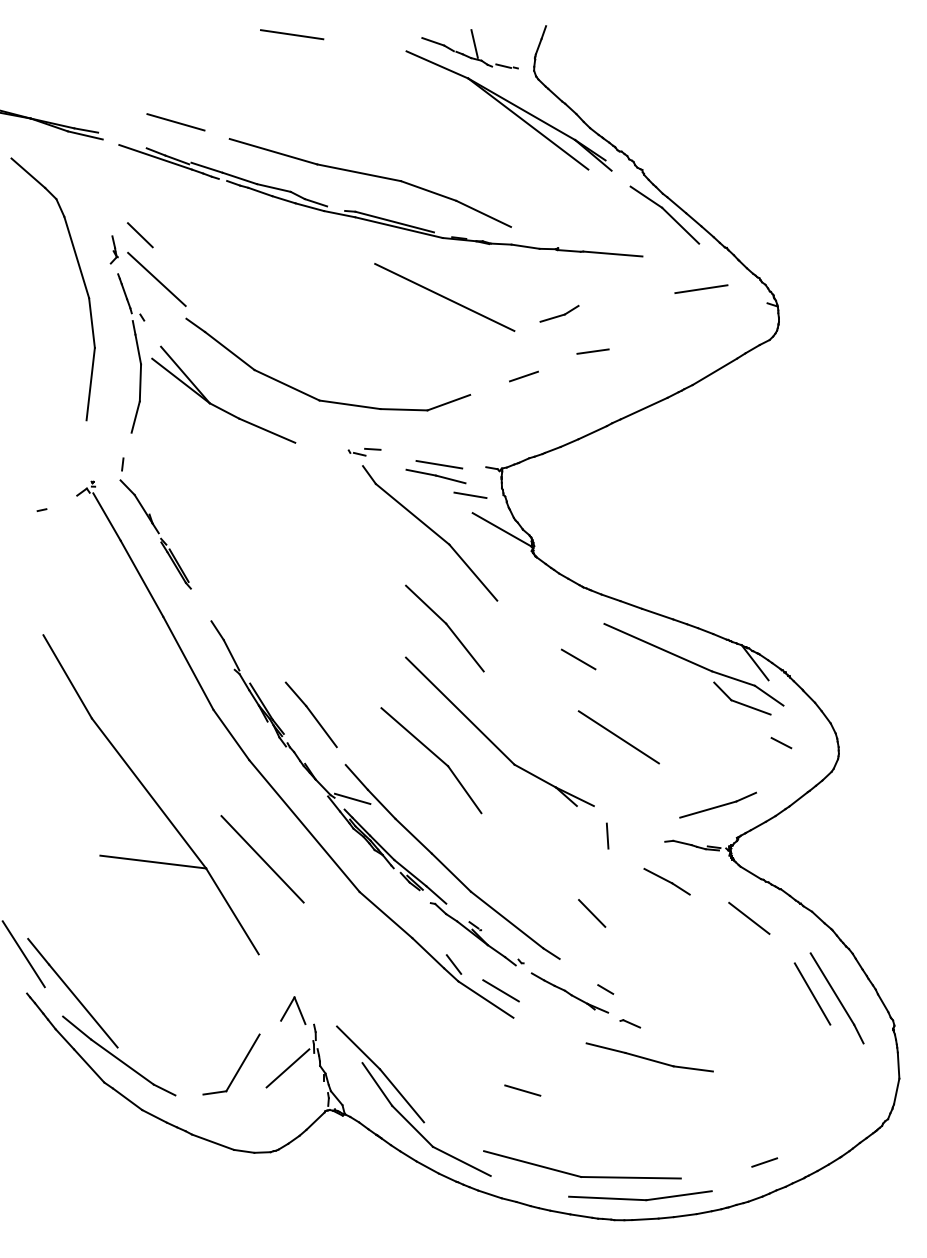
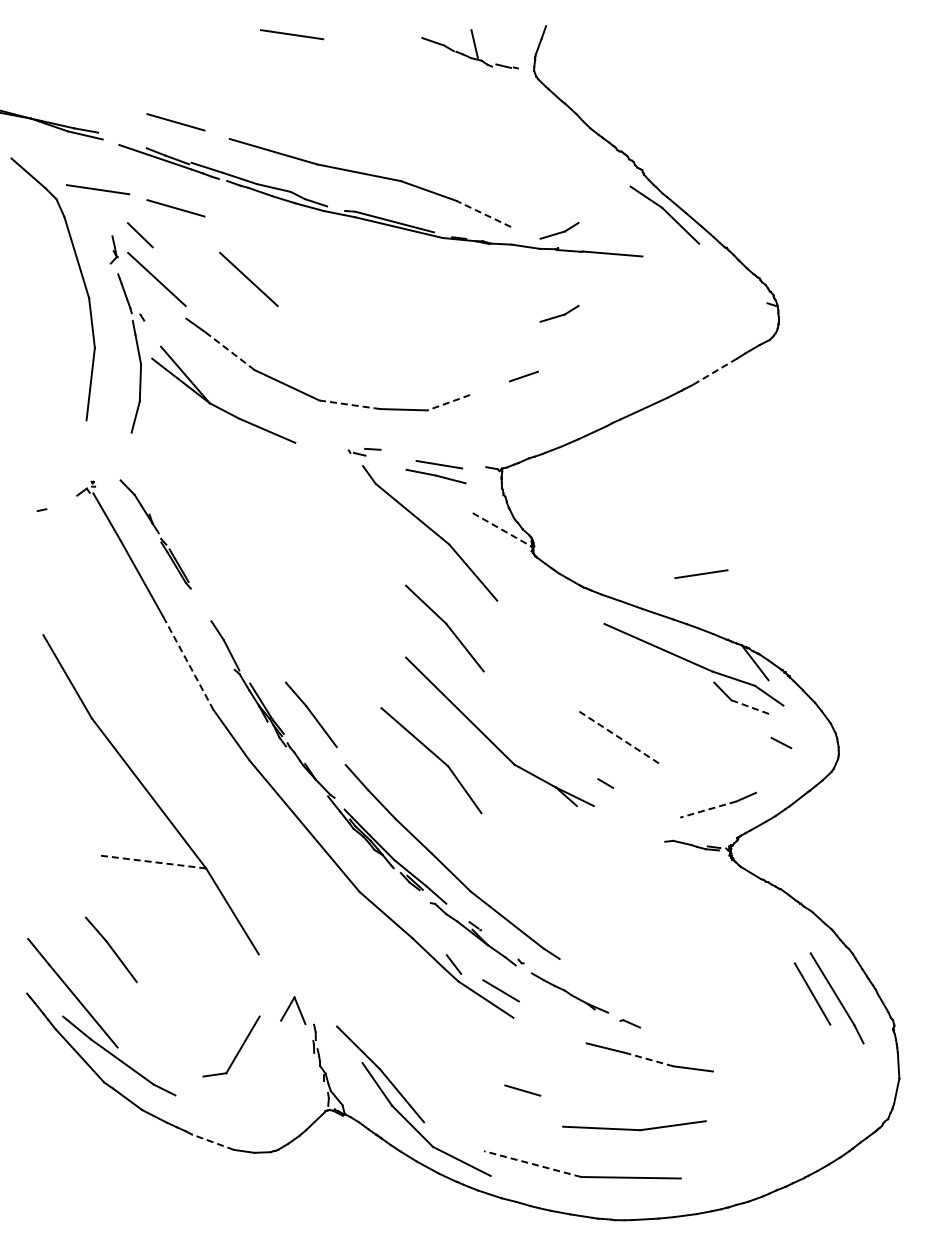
part: present -> none (508, 110)
line: none -> present (98, 189)
line: none -> present (175, 208)
line: solid -> dashed (483, 213)
part: none -> present (559, 230)
line: none -> present (248, 279)
line position: (701, 288) -> (701, 573) (701, 573)
line: present -> none (444, 297)
line: solid -> dashed (229, 350)
line: present -> none (592, 351)
line: solid -> dashed (714, 371)
line: solid -> dashed (448, 402)
line: solid -> dashed (350, 404)
line: present -> none (122, 464)
line: present -> none (470, 495)
line: solid -> dashed (502, 529)
line: present -> none (578, 659)
line: solid -> dashed (188, 663)
line: solid -> dashed (751, 707)
line: solid -> dashed (618, 737)
line: present -> none (352, 798)
line: solid -> dashed (707, 809)
line: present -> none (607, 835)
line: present -> none (262, 859)
line: solid -> dashed (152, 862)
part: present -> none (666, 881)
line: present -> none (592, 913)
line: present -> none (749, 917)
part: none -> present (110, 949)
line: present -> none (23, 954)
line position: (605, 989) -> (605, 783) (605, 783)
line: solid -> dashed (649, 1059)
part position: (238, 1068) -> (238, 1050) (238, 1050)
line: present -> none (287, 1068)
line: solid -> dashed (212, 1142)
line: present -> none (764, 1162)
line: solid -> dashed (532, 1163)
part position: (640, 1195) -> (634, 1125) (634, 1125)
